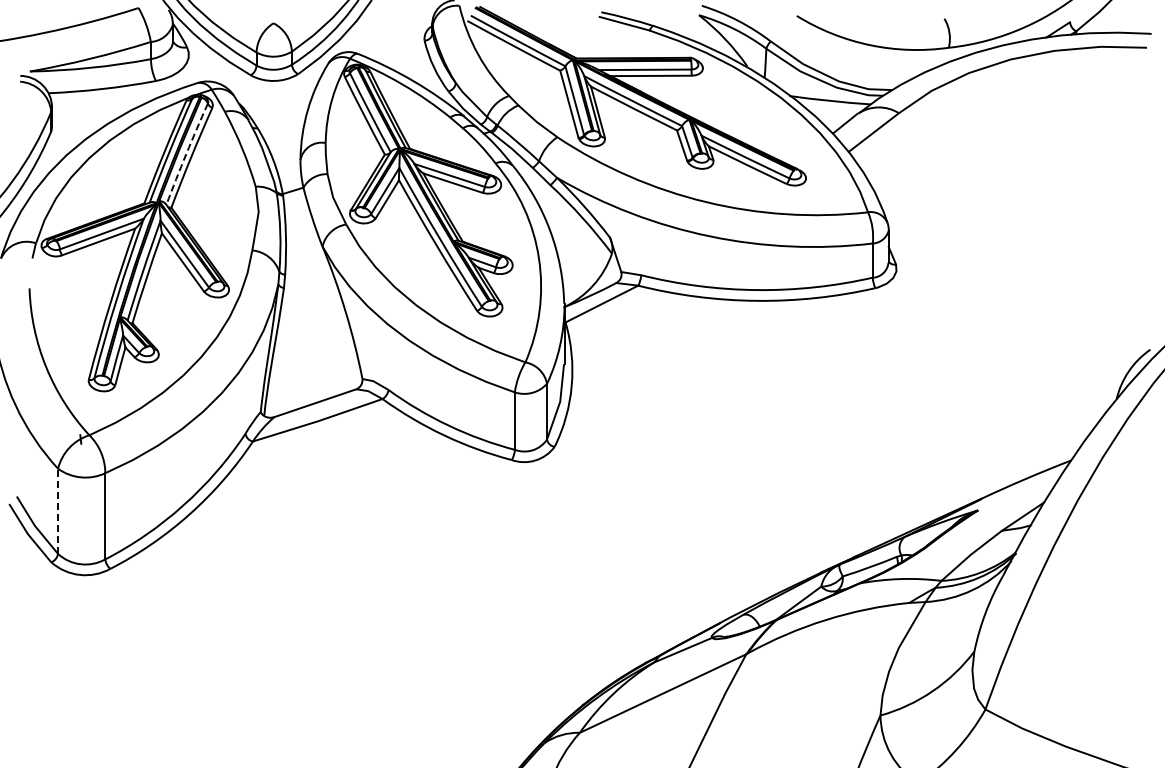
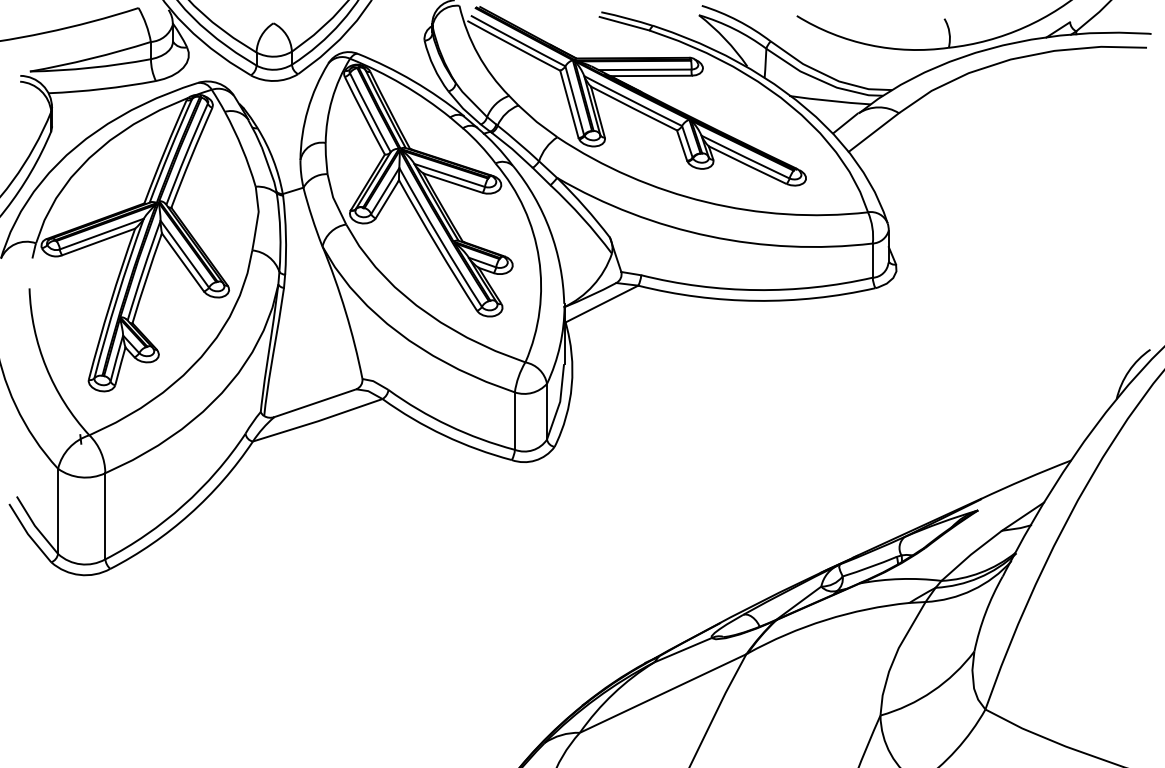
arc: dashed -> solid (186, 154)
line: dashed -> solid (58, 511)
